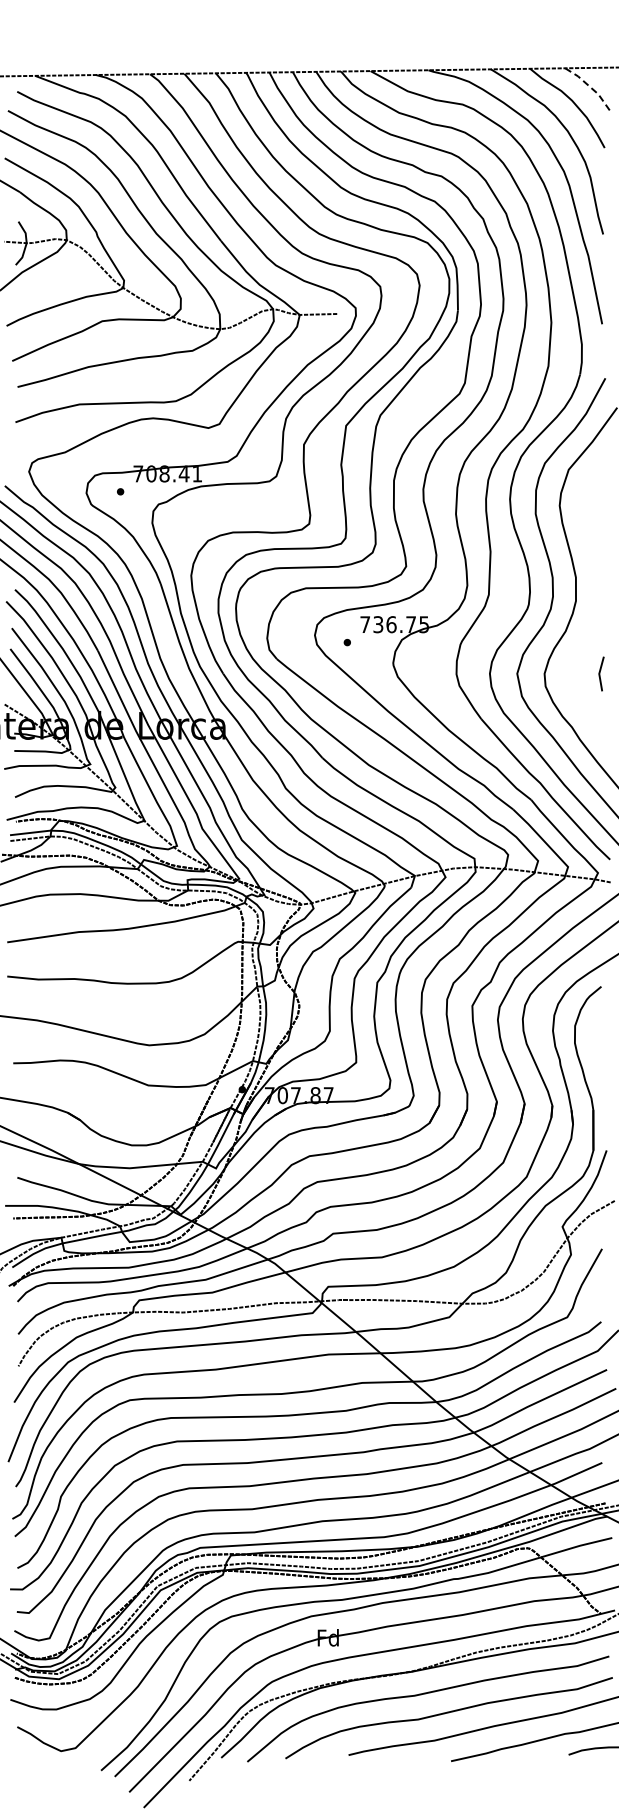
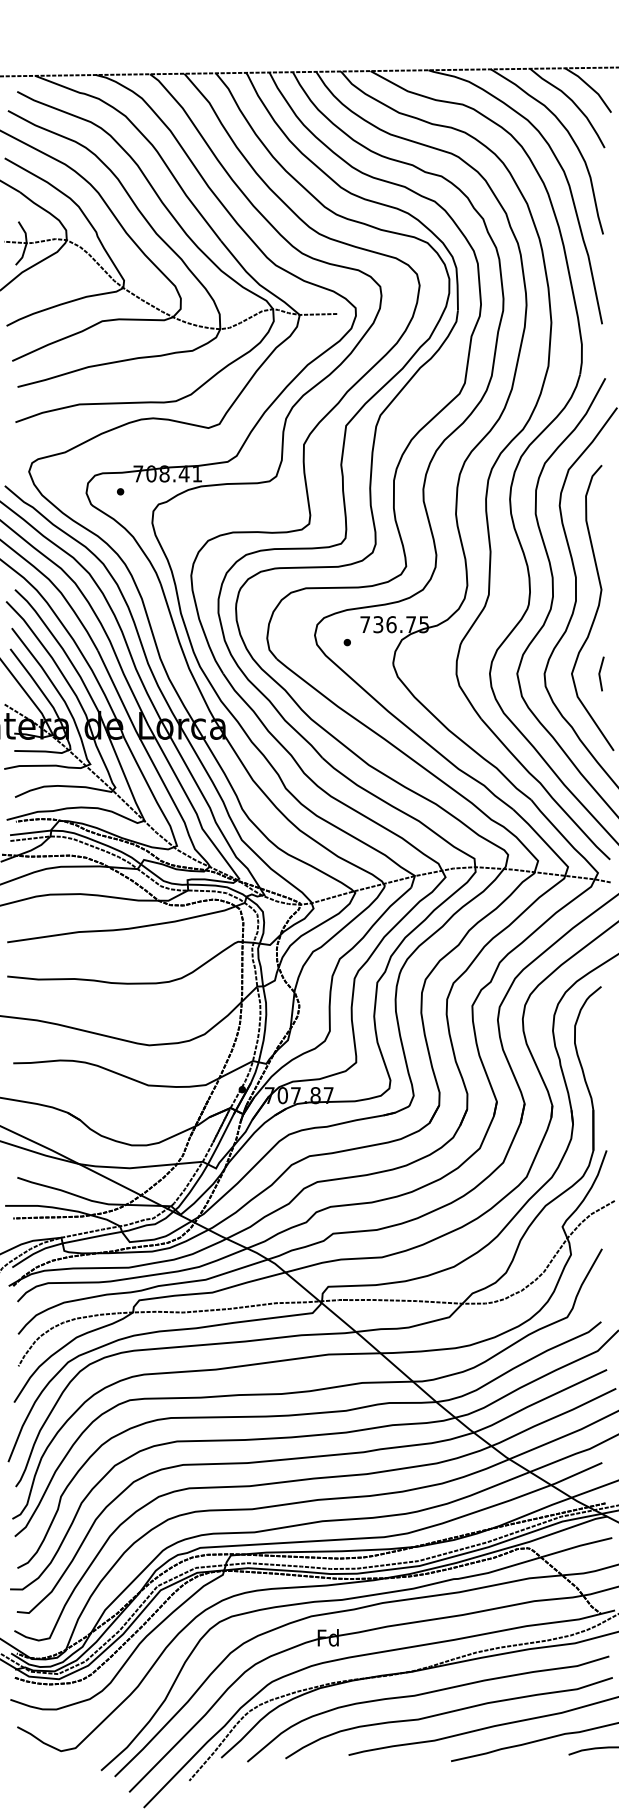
line: dashed -> solid (591, 87)
curve: none -> present (596, 609)
